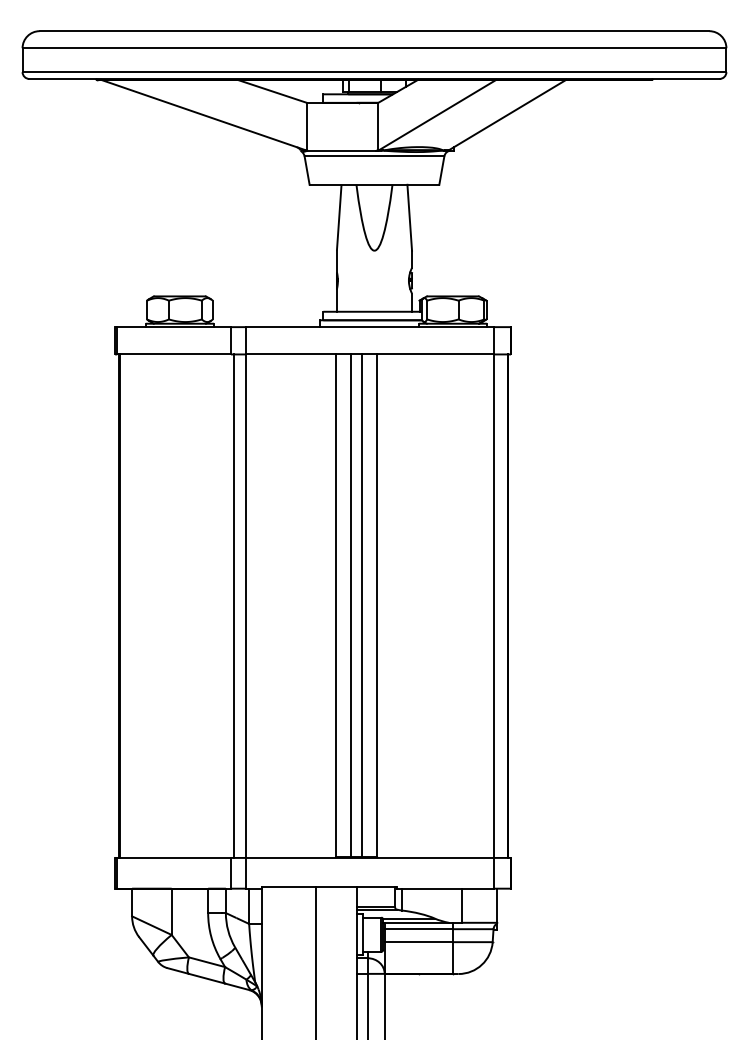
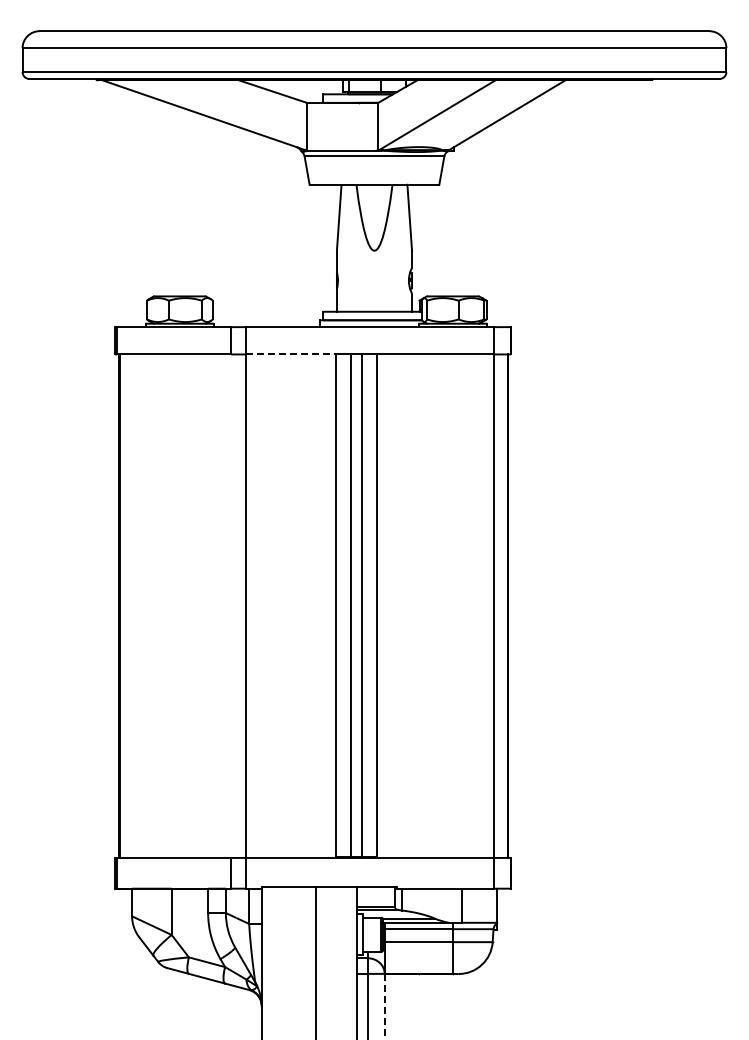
line: solid -> dashed (291, 354)
line: present -> none (234, 605)
line: solid -> dashed (384, 1006)
